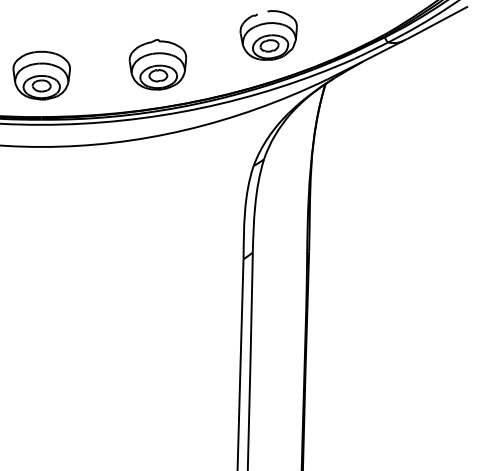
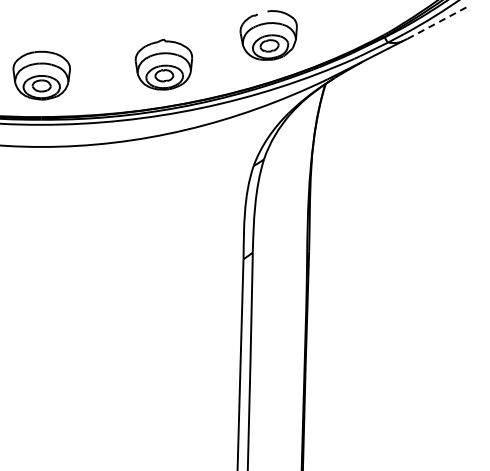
line: solid -> dashed (438, 22)
part position: (157, 64) -> (163, 64) (163, 64)
